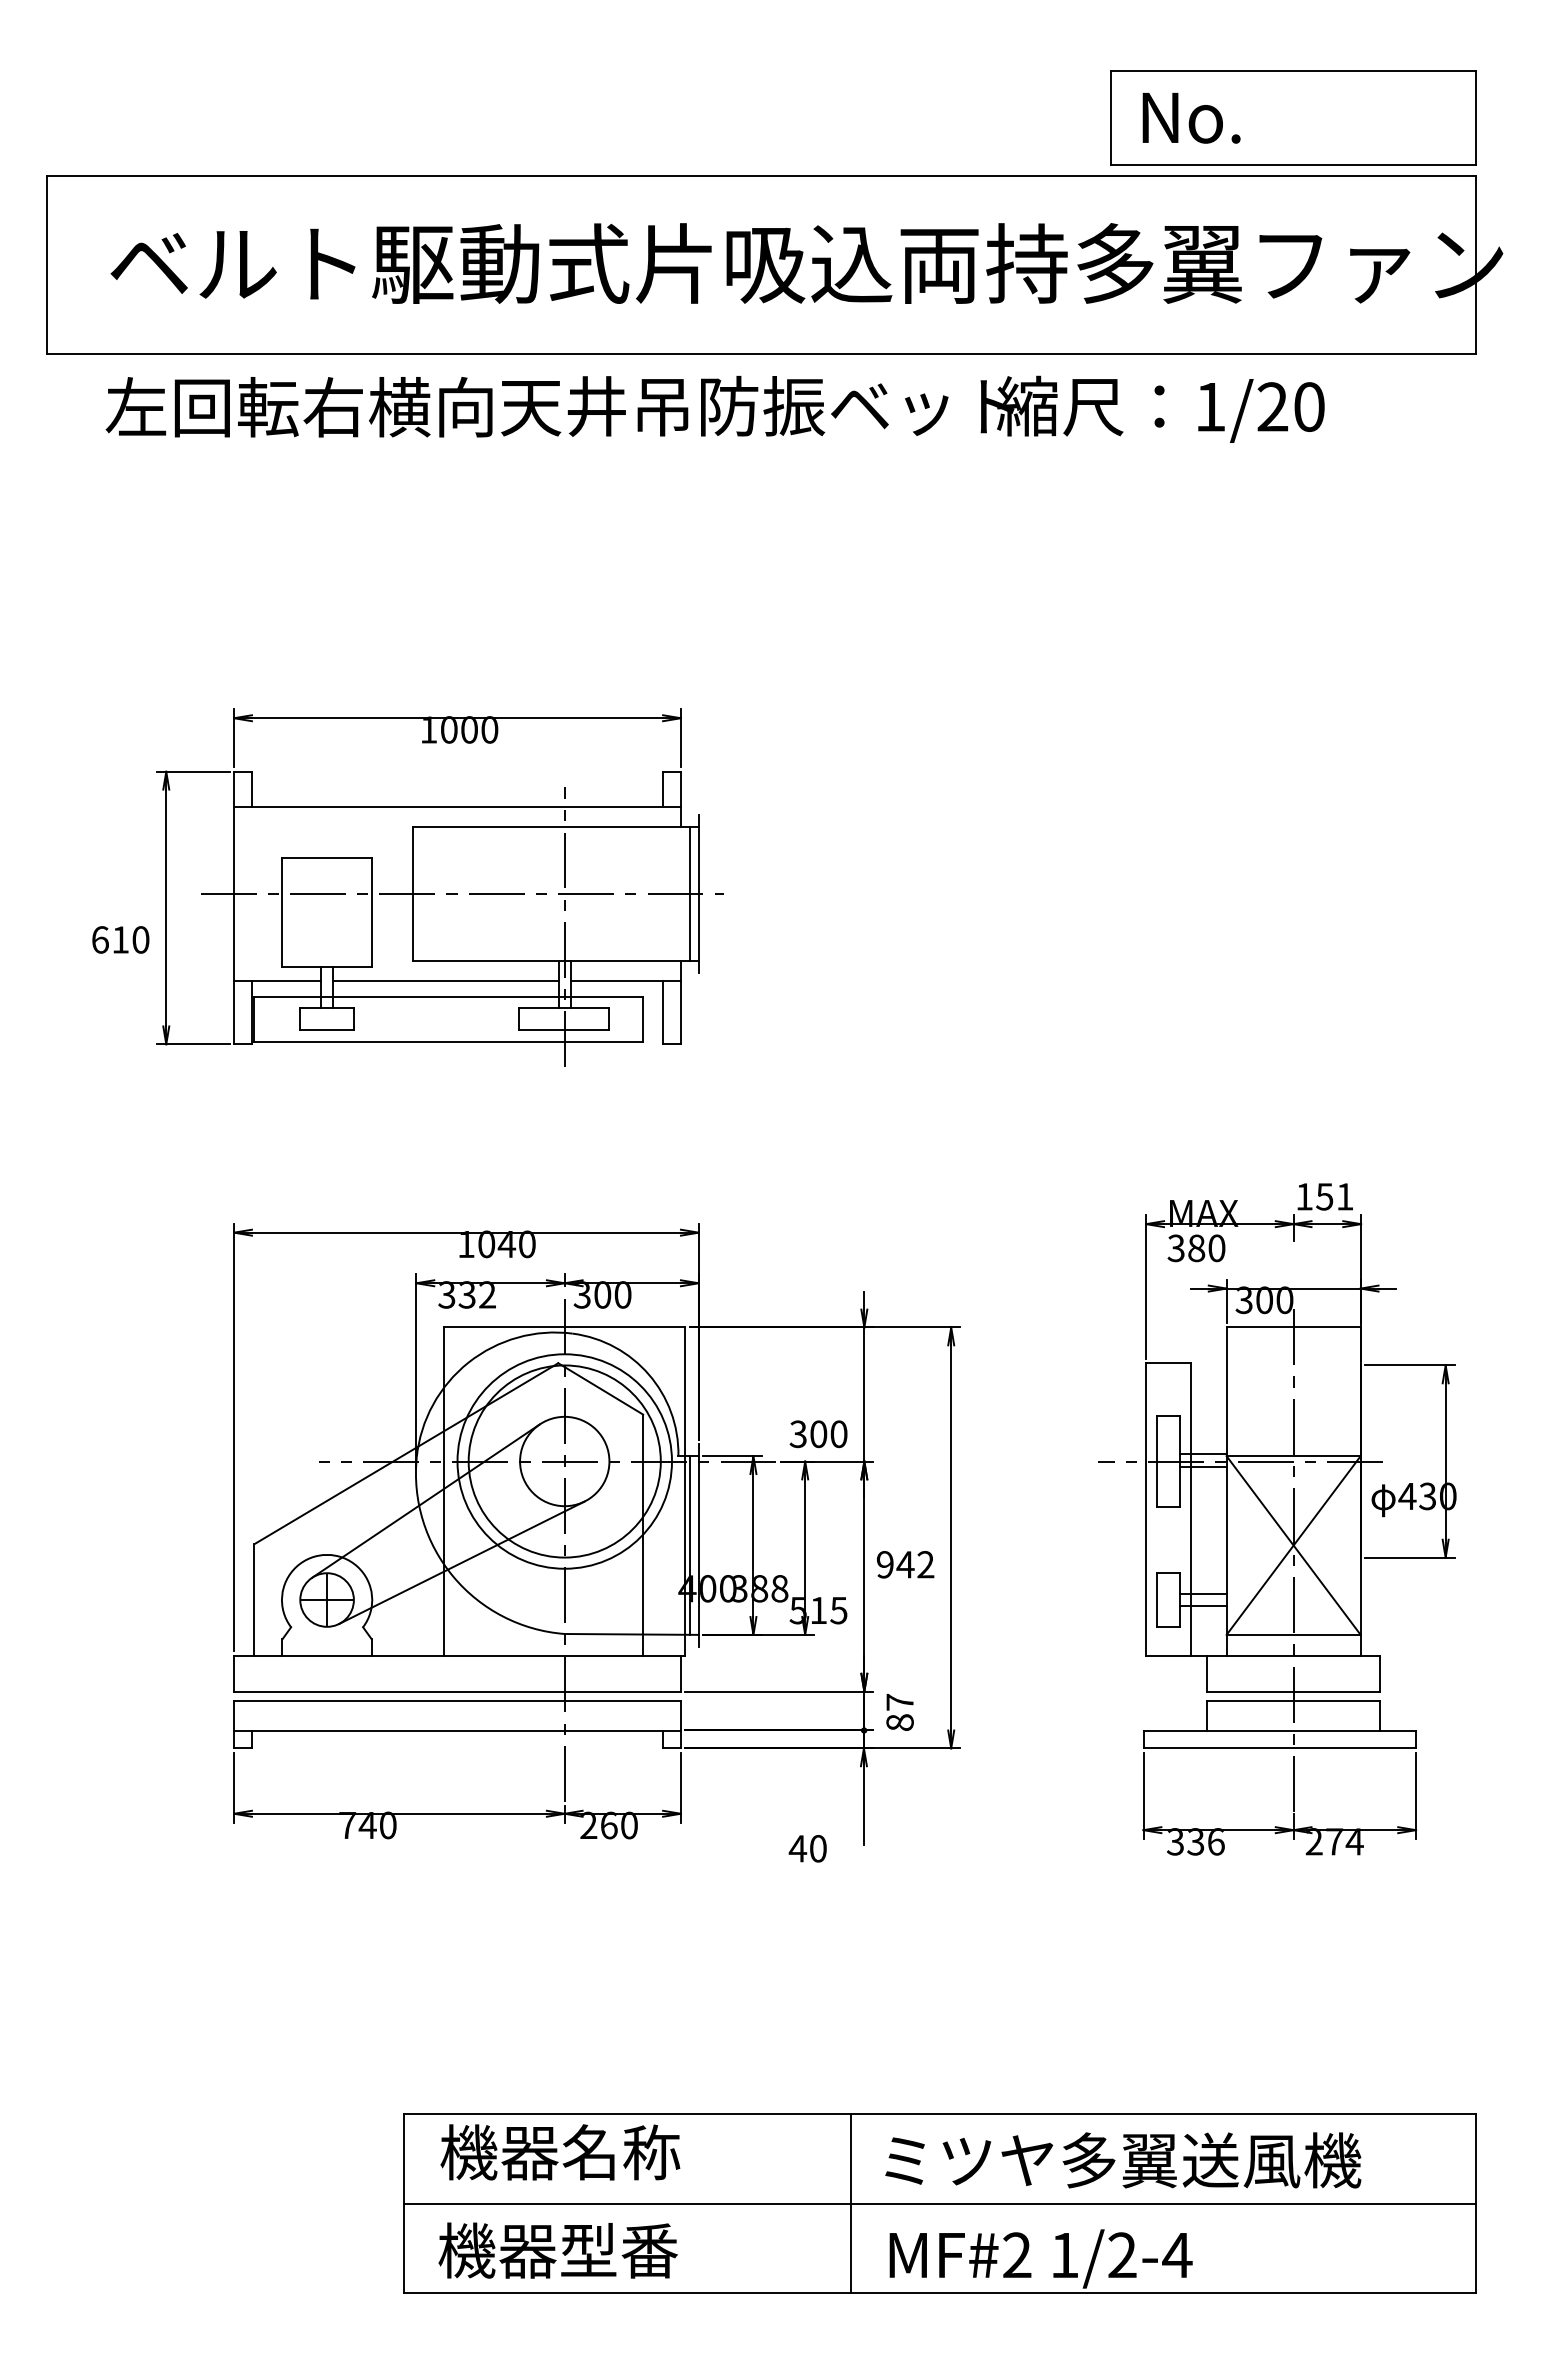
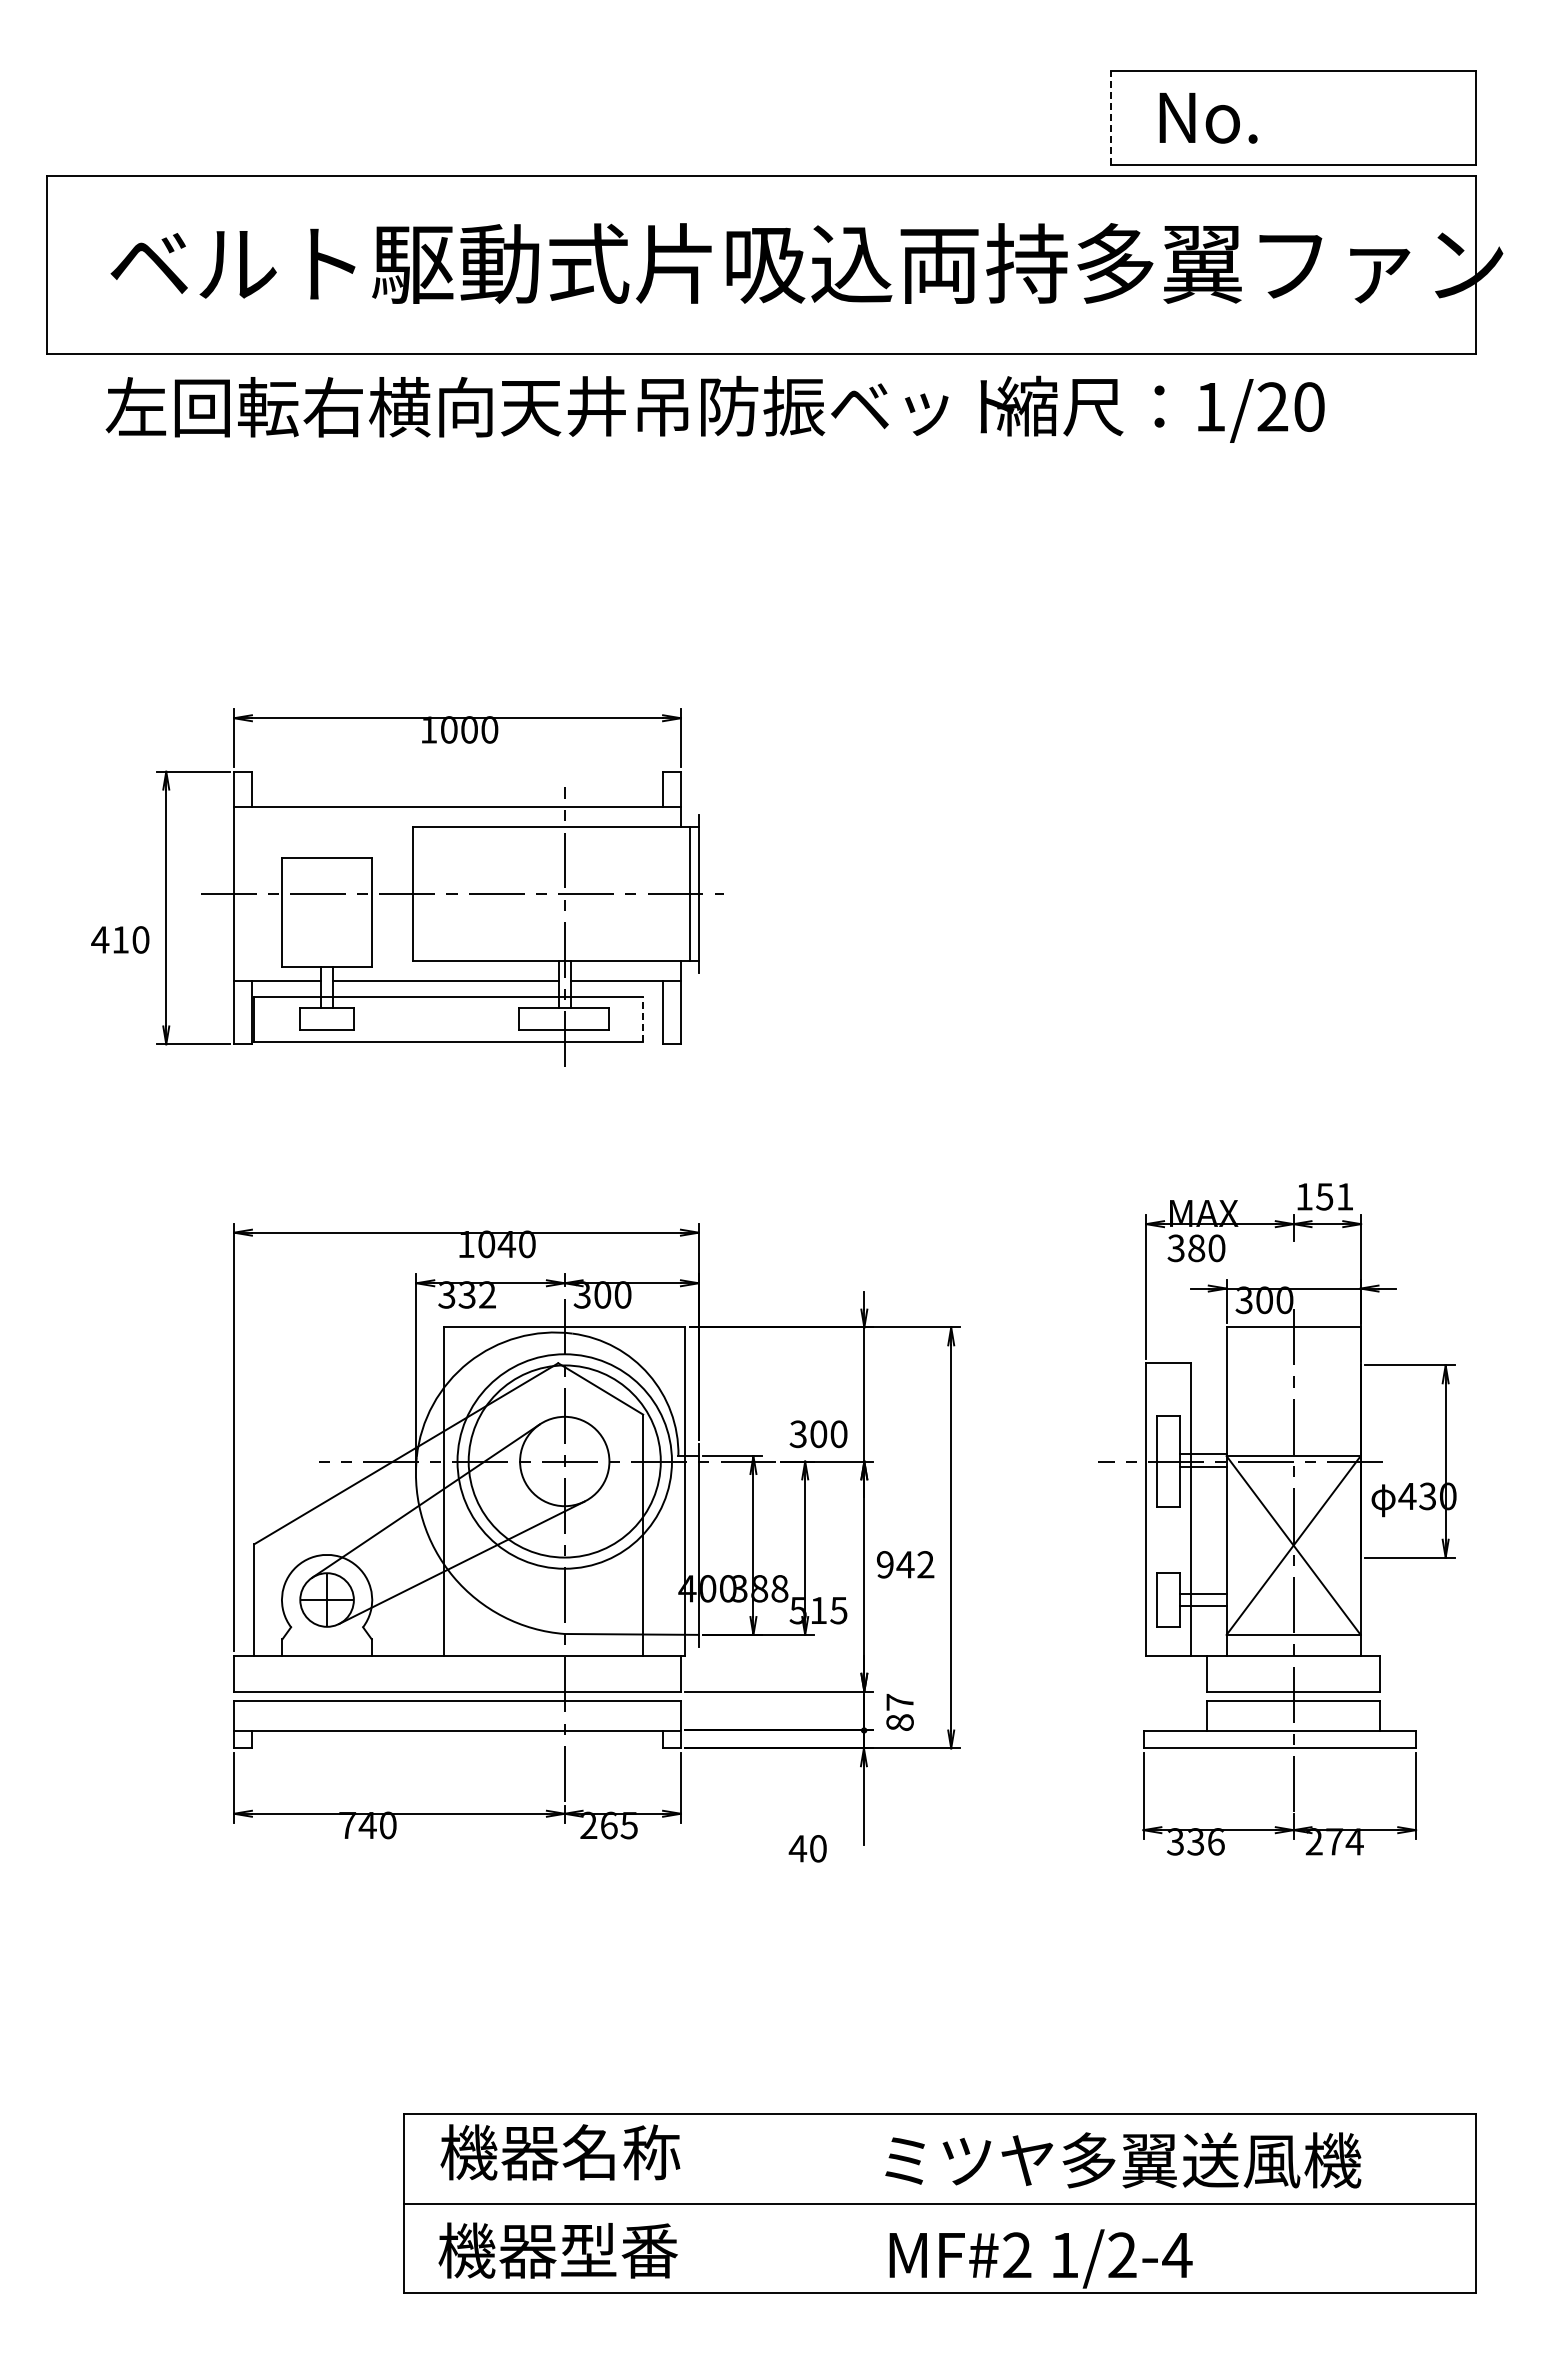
line: solid -> dashed (1110, 117)
text position: (1191, 118) -> (1208, 118) (1208, 118)
text: 610 -> 410 (100, 939)
line: solid -> dashed (643, 1018)
line: present -> none (689, 1545)
text: 260 -> 265 (628, 1825)
line: present -> none (850, 2203)
